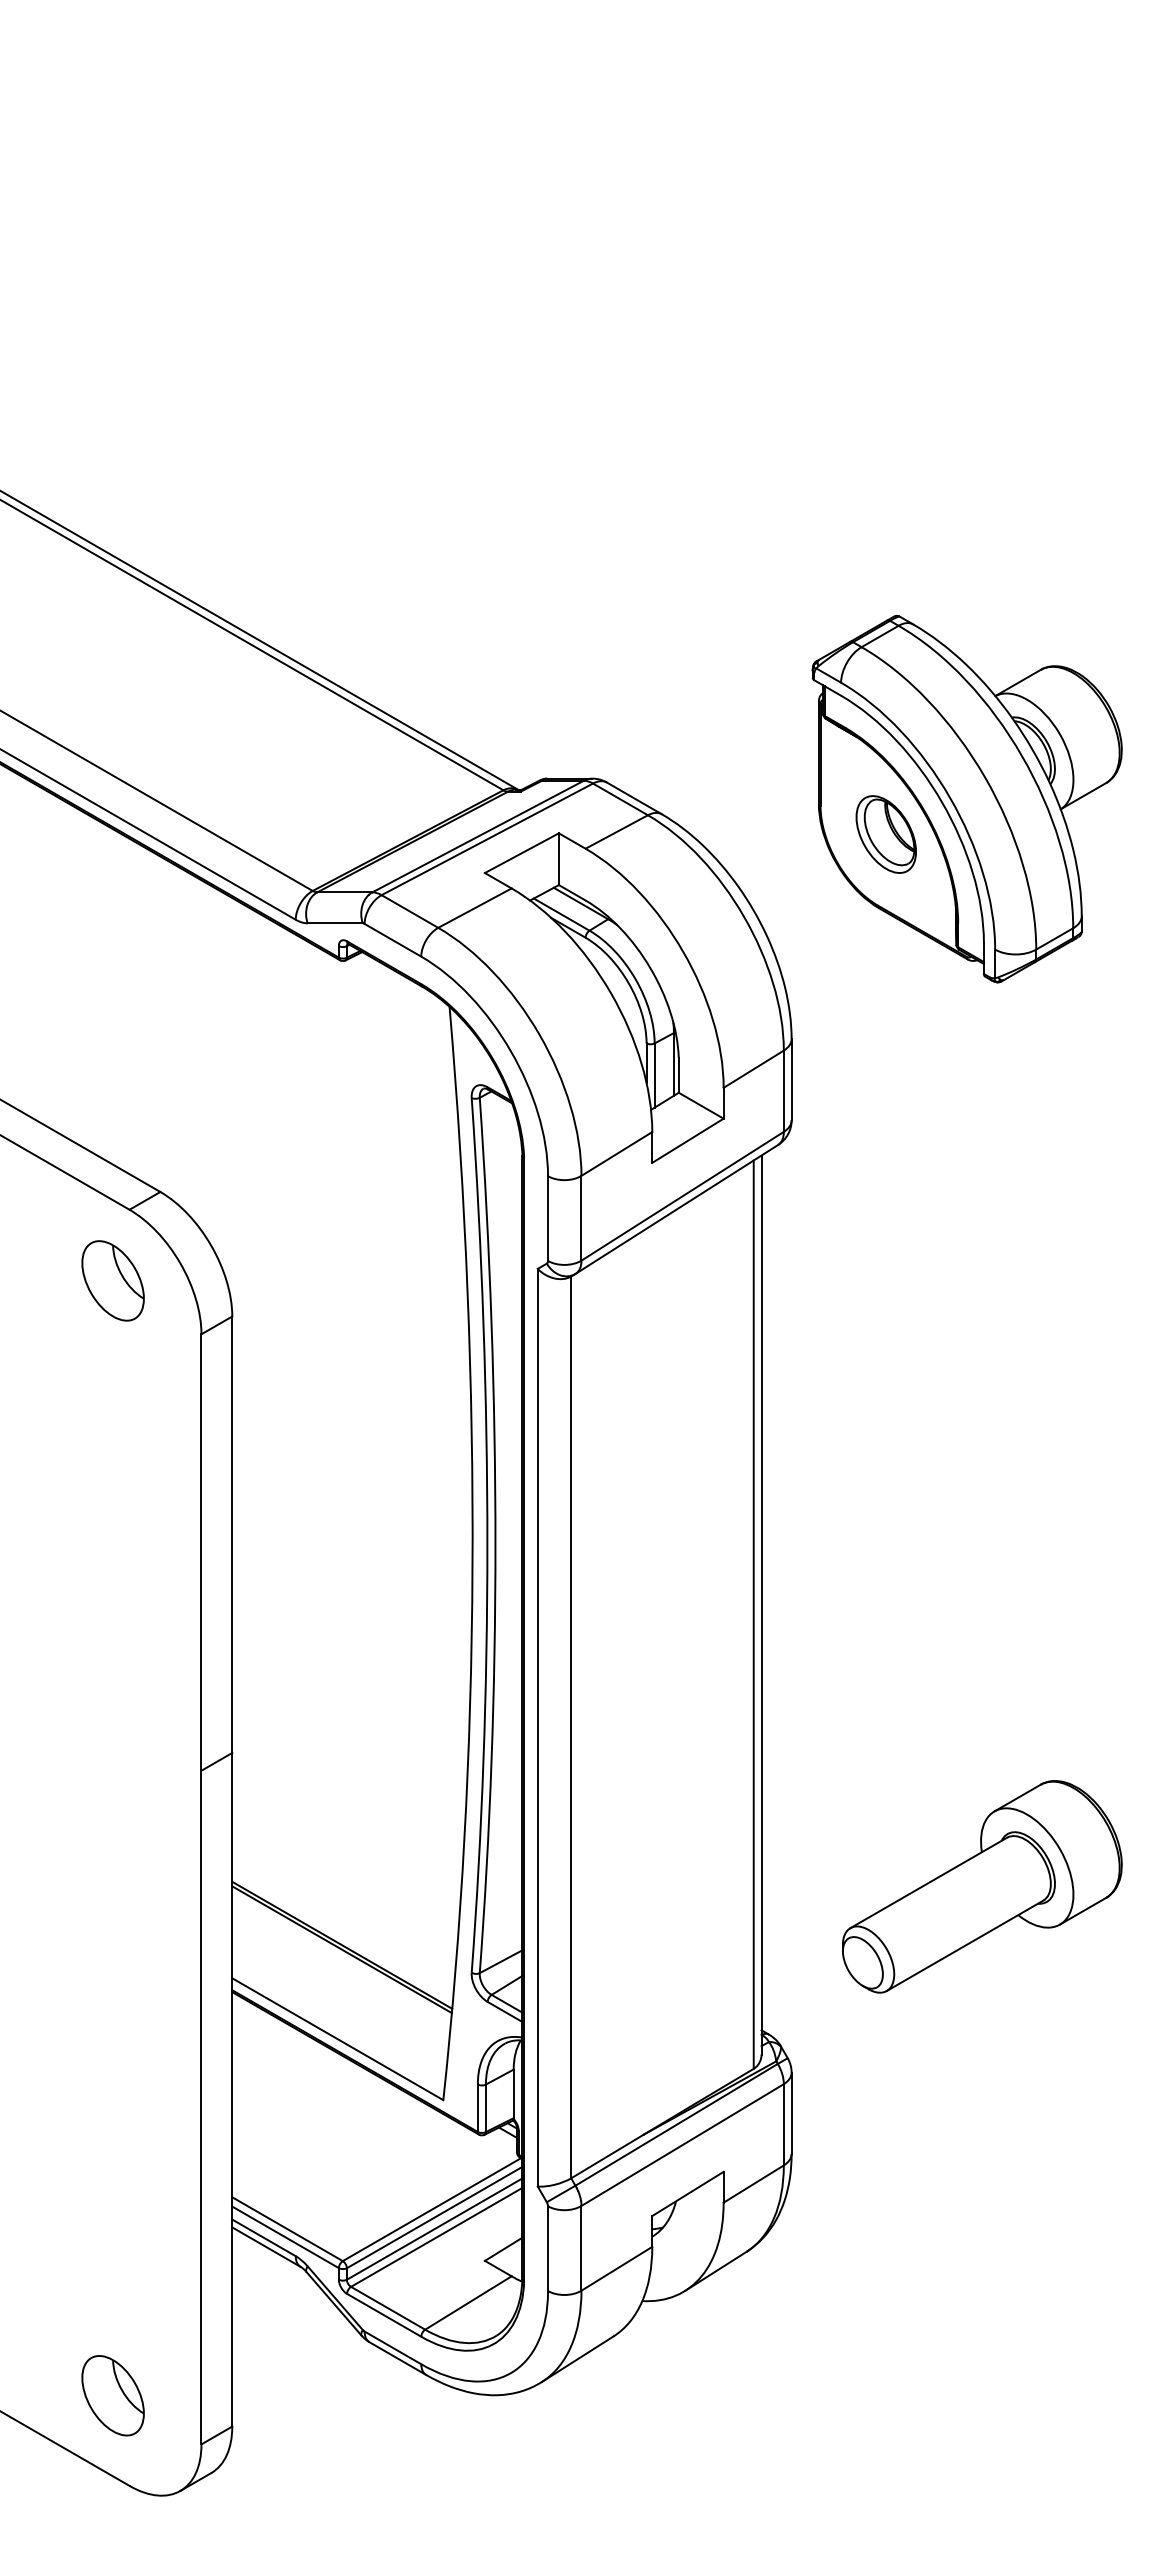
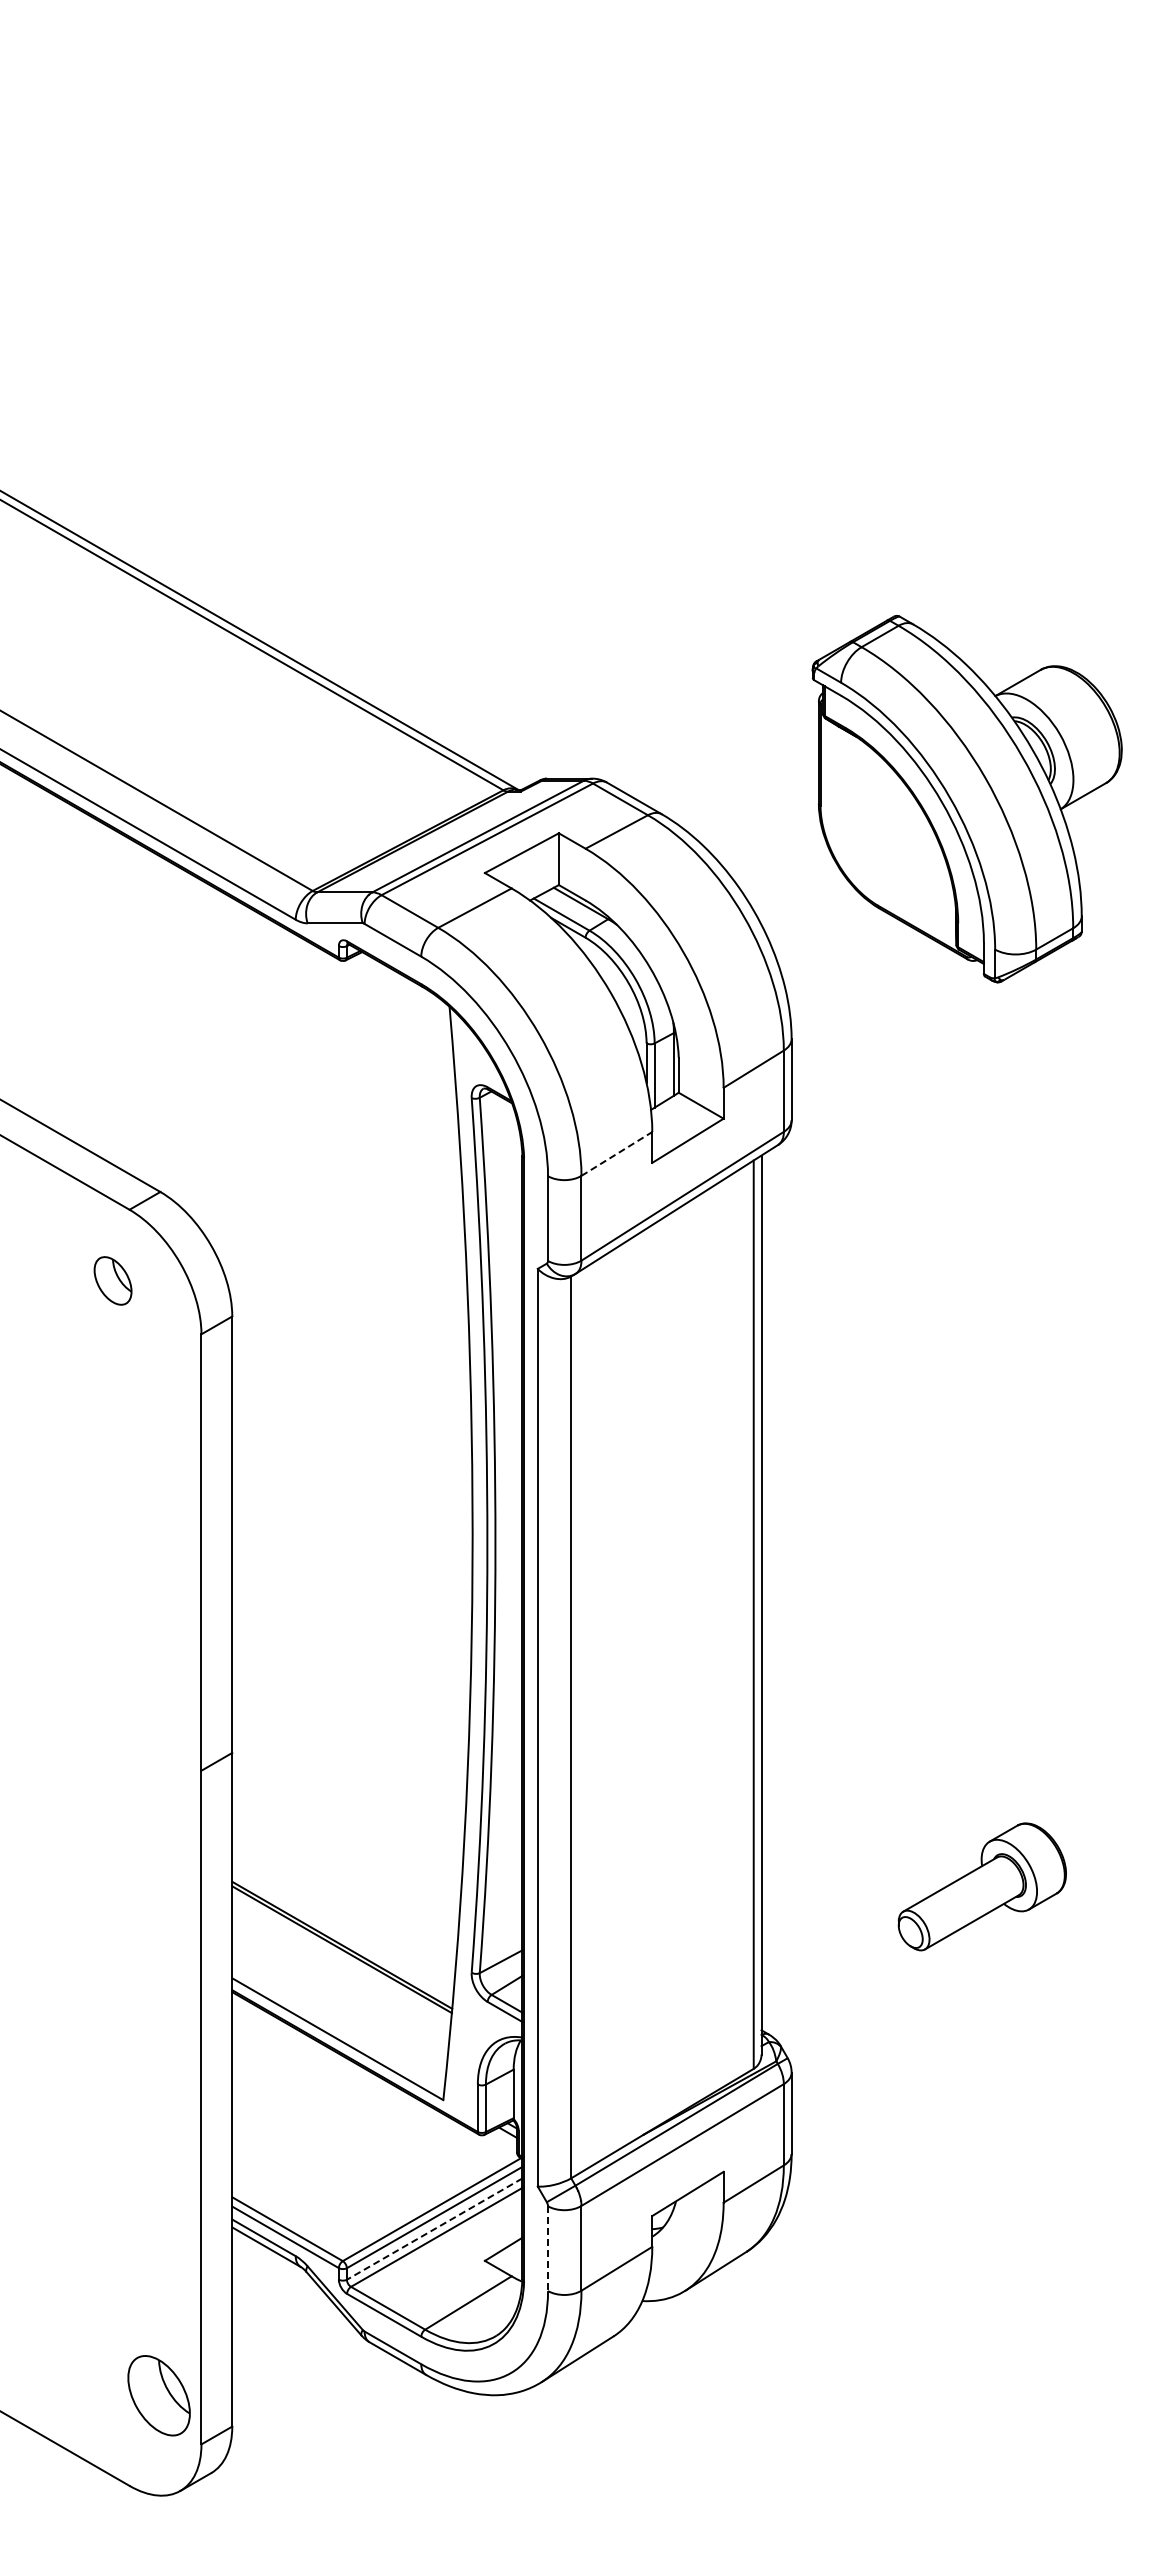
part: present -> none (885, 834)
line: solid -> dashed (616, 1153)
part size: 64x82 px -> 40x50 px (112, 1280)
part size: 281x214 px -> 170x130 px (981, 1886)
line: solid -> dashed (434, 2229)
line: solid -> dashed (548, 2249)
part position: (112, 2395) -> (158, 2395) (158, 2395)
